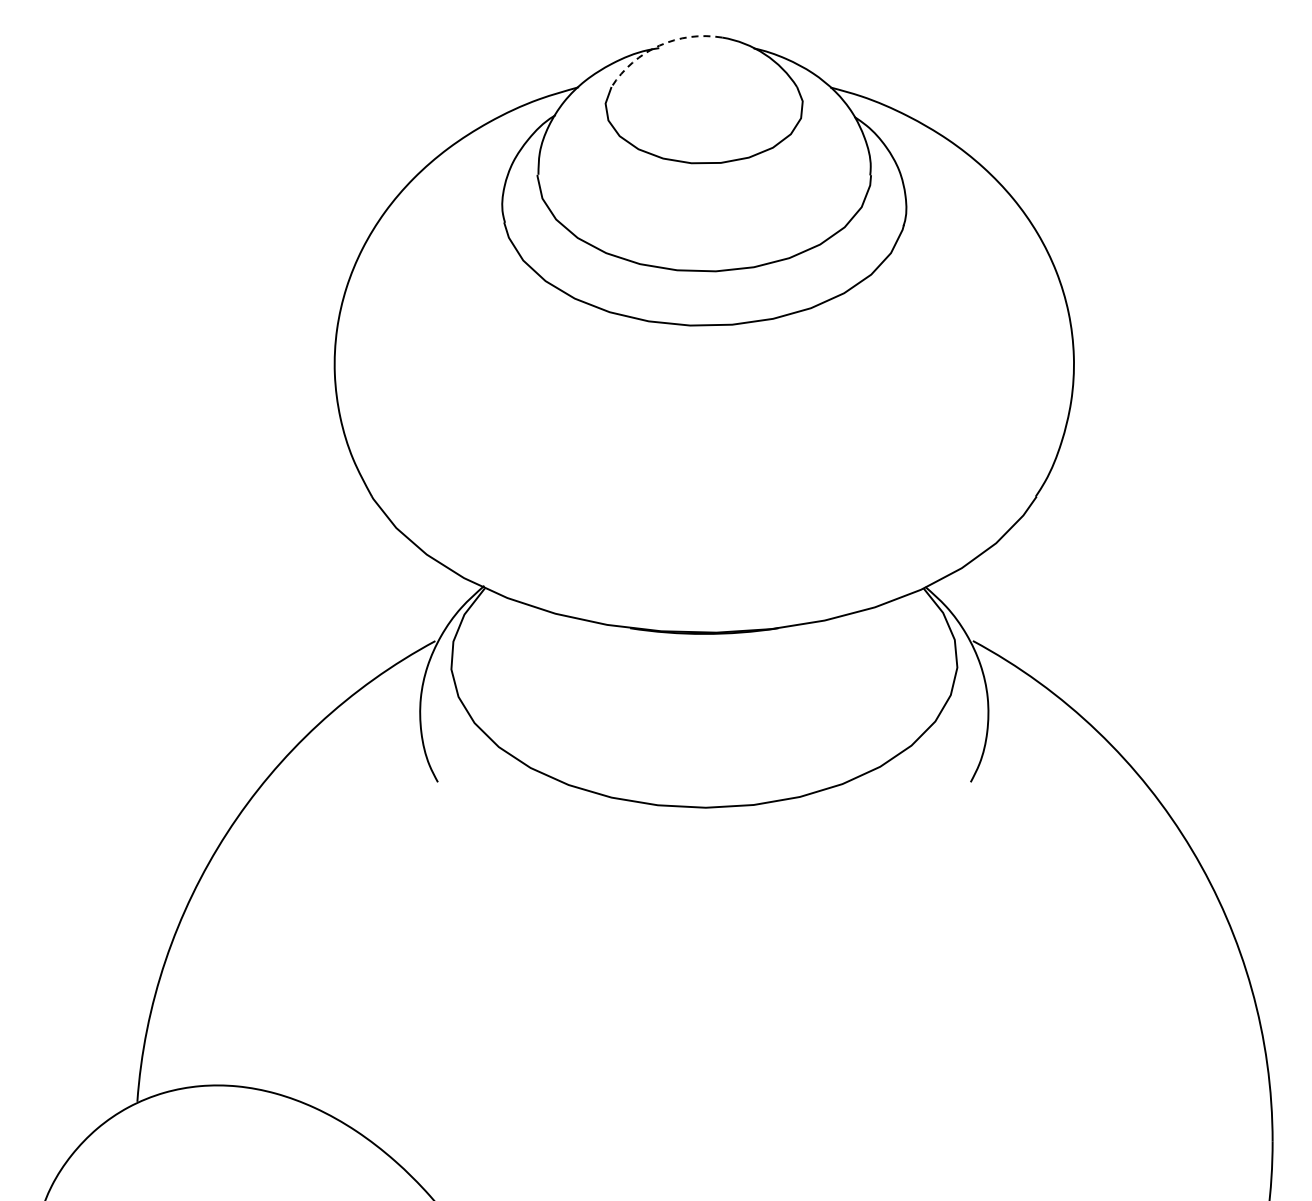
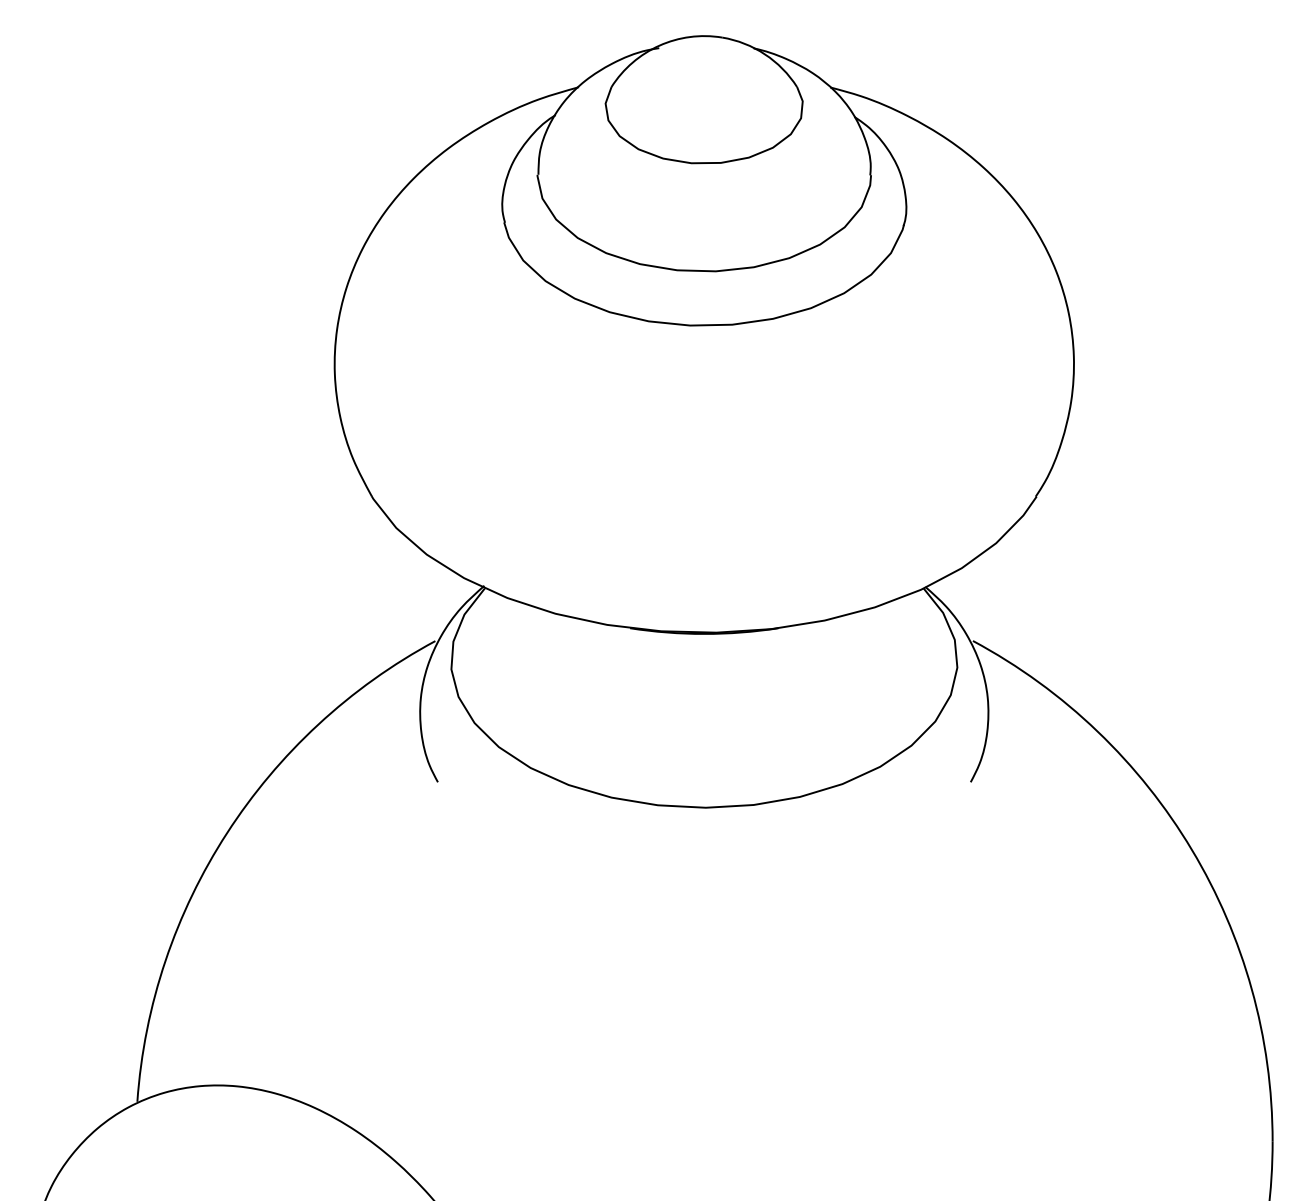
arc: dashed -> solid (659, 45)
